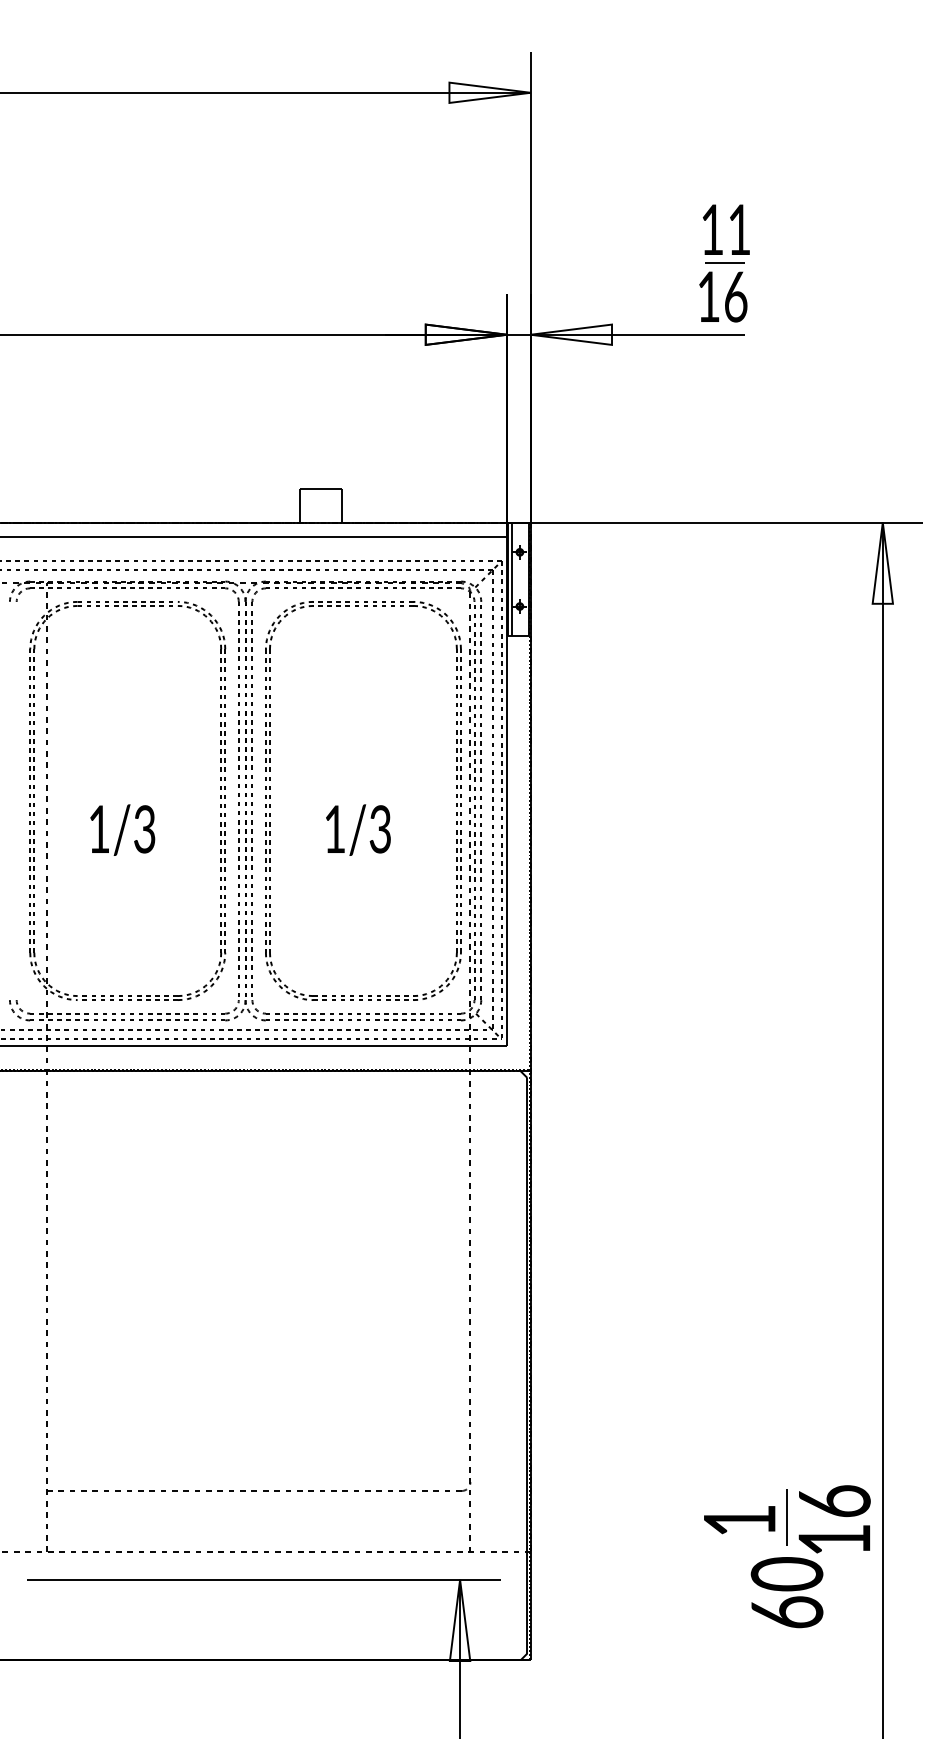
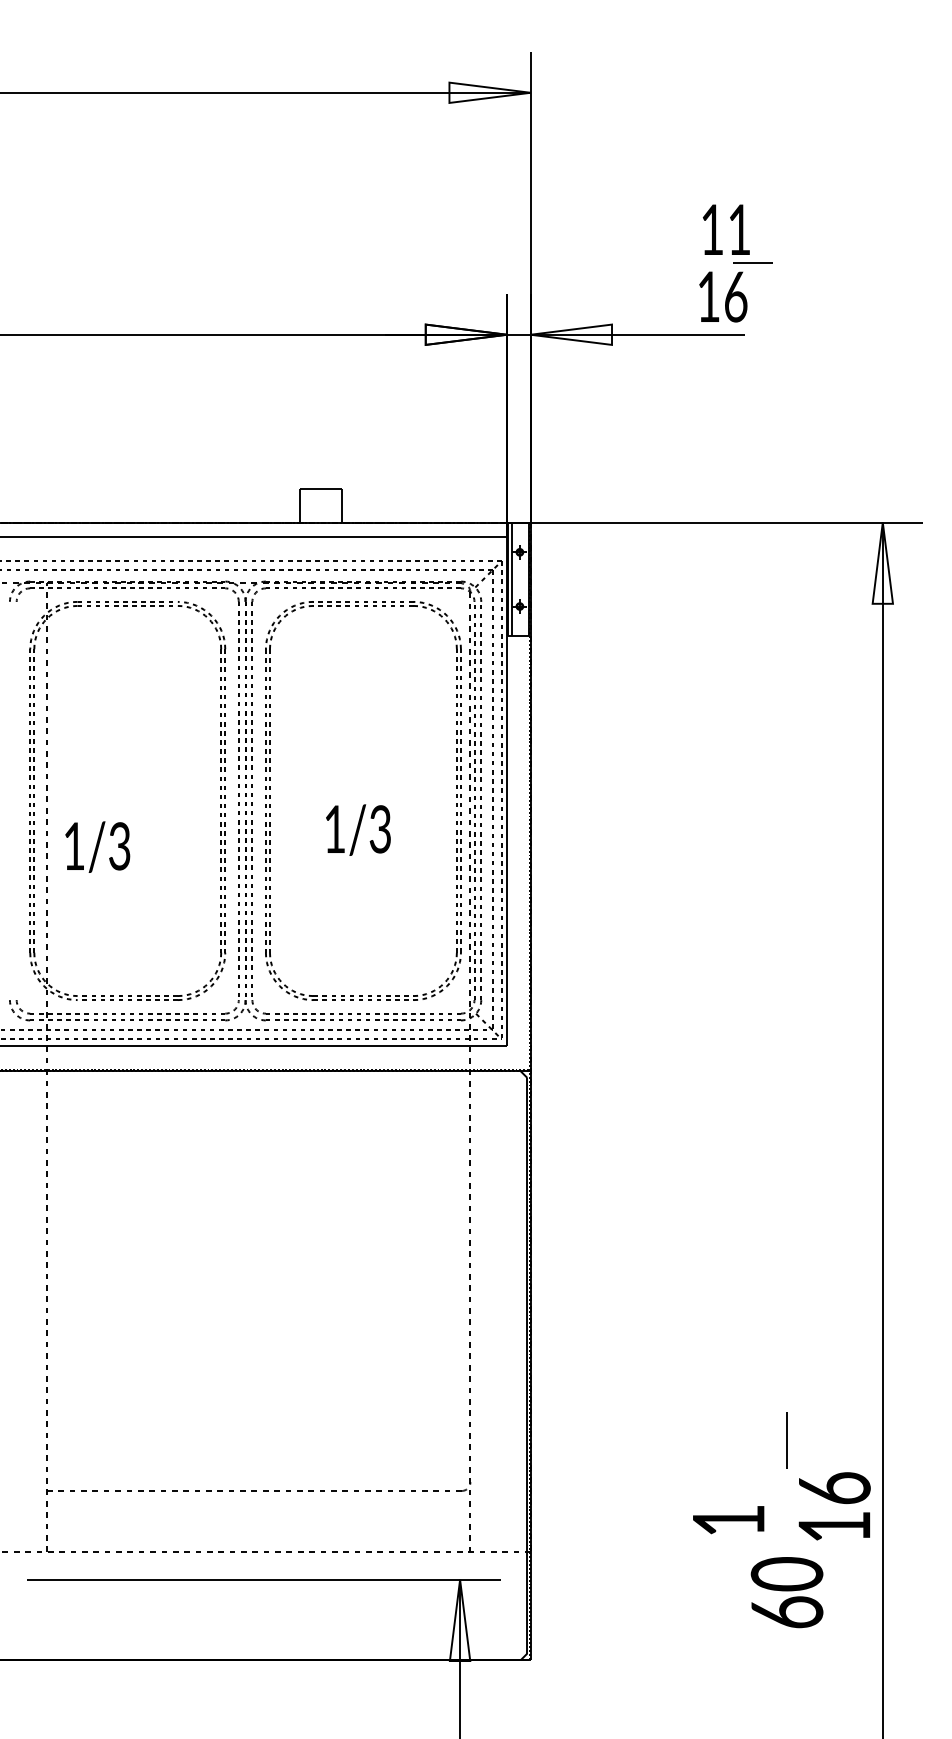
line position: (724, 262) -> (752, 262) (752, 262)
text position: (122, 829) -> (97, 846) (97, 846)
line position: (786, 1517) -> (786, 1440) (786, 1440)
text position: (834, 1519) -> (834, 1506) (834, 1506)
text position: (739, 1520) -> (728, 1520) (728, 1520)
